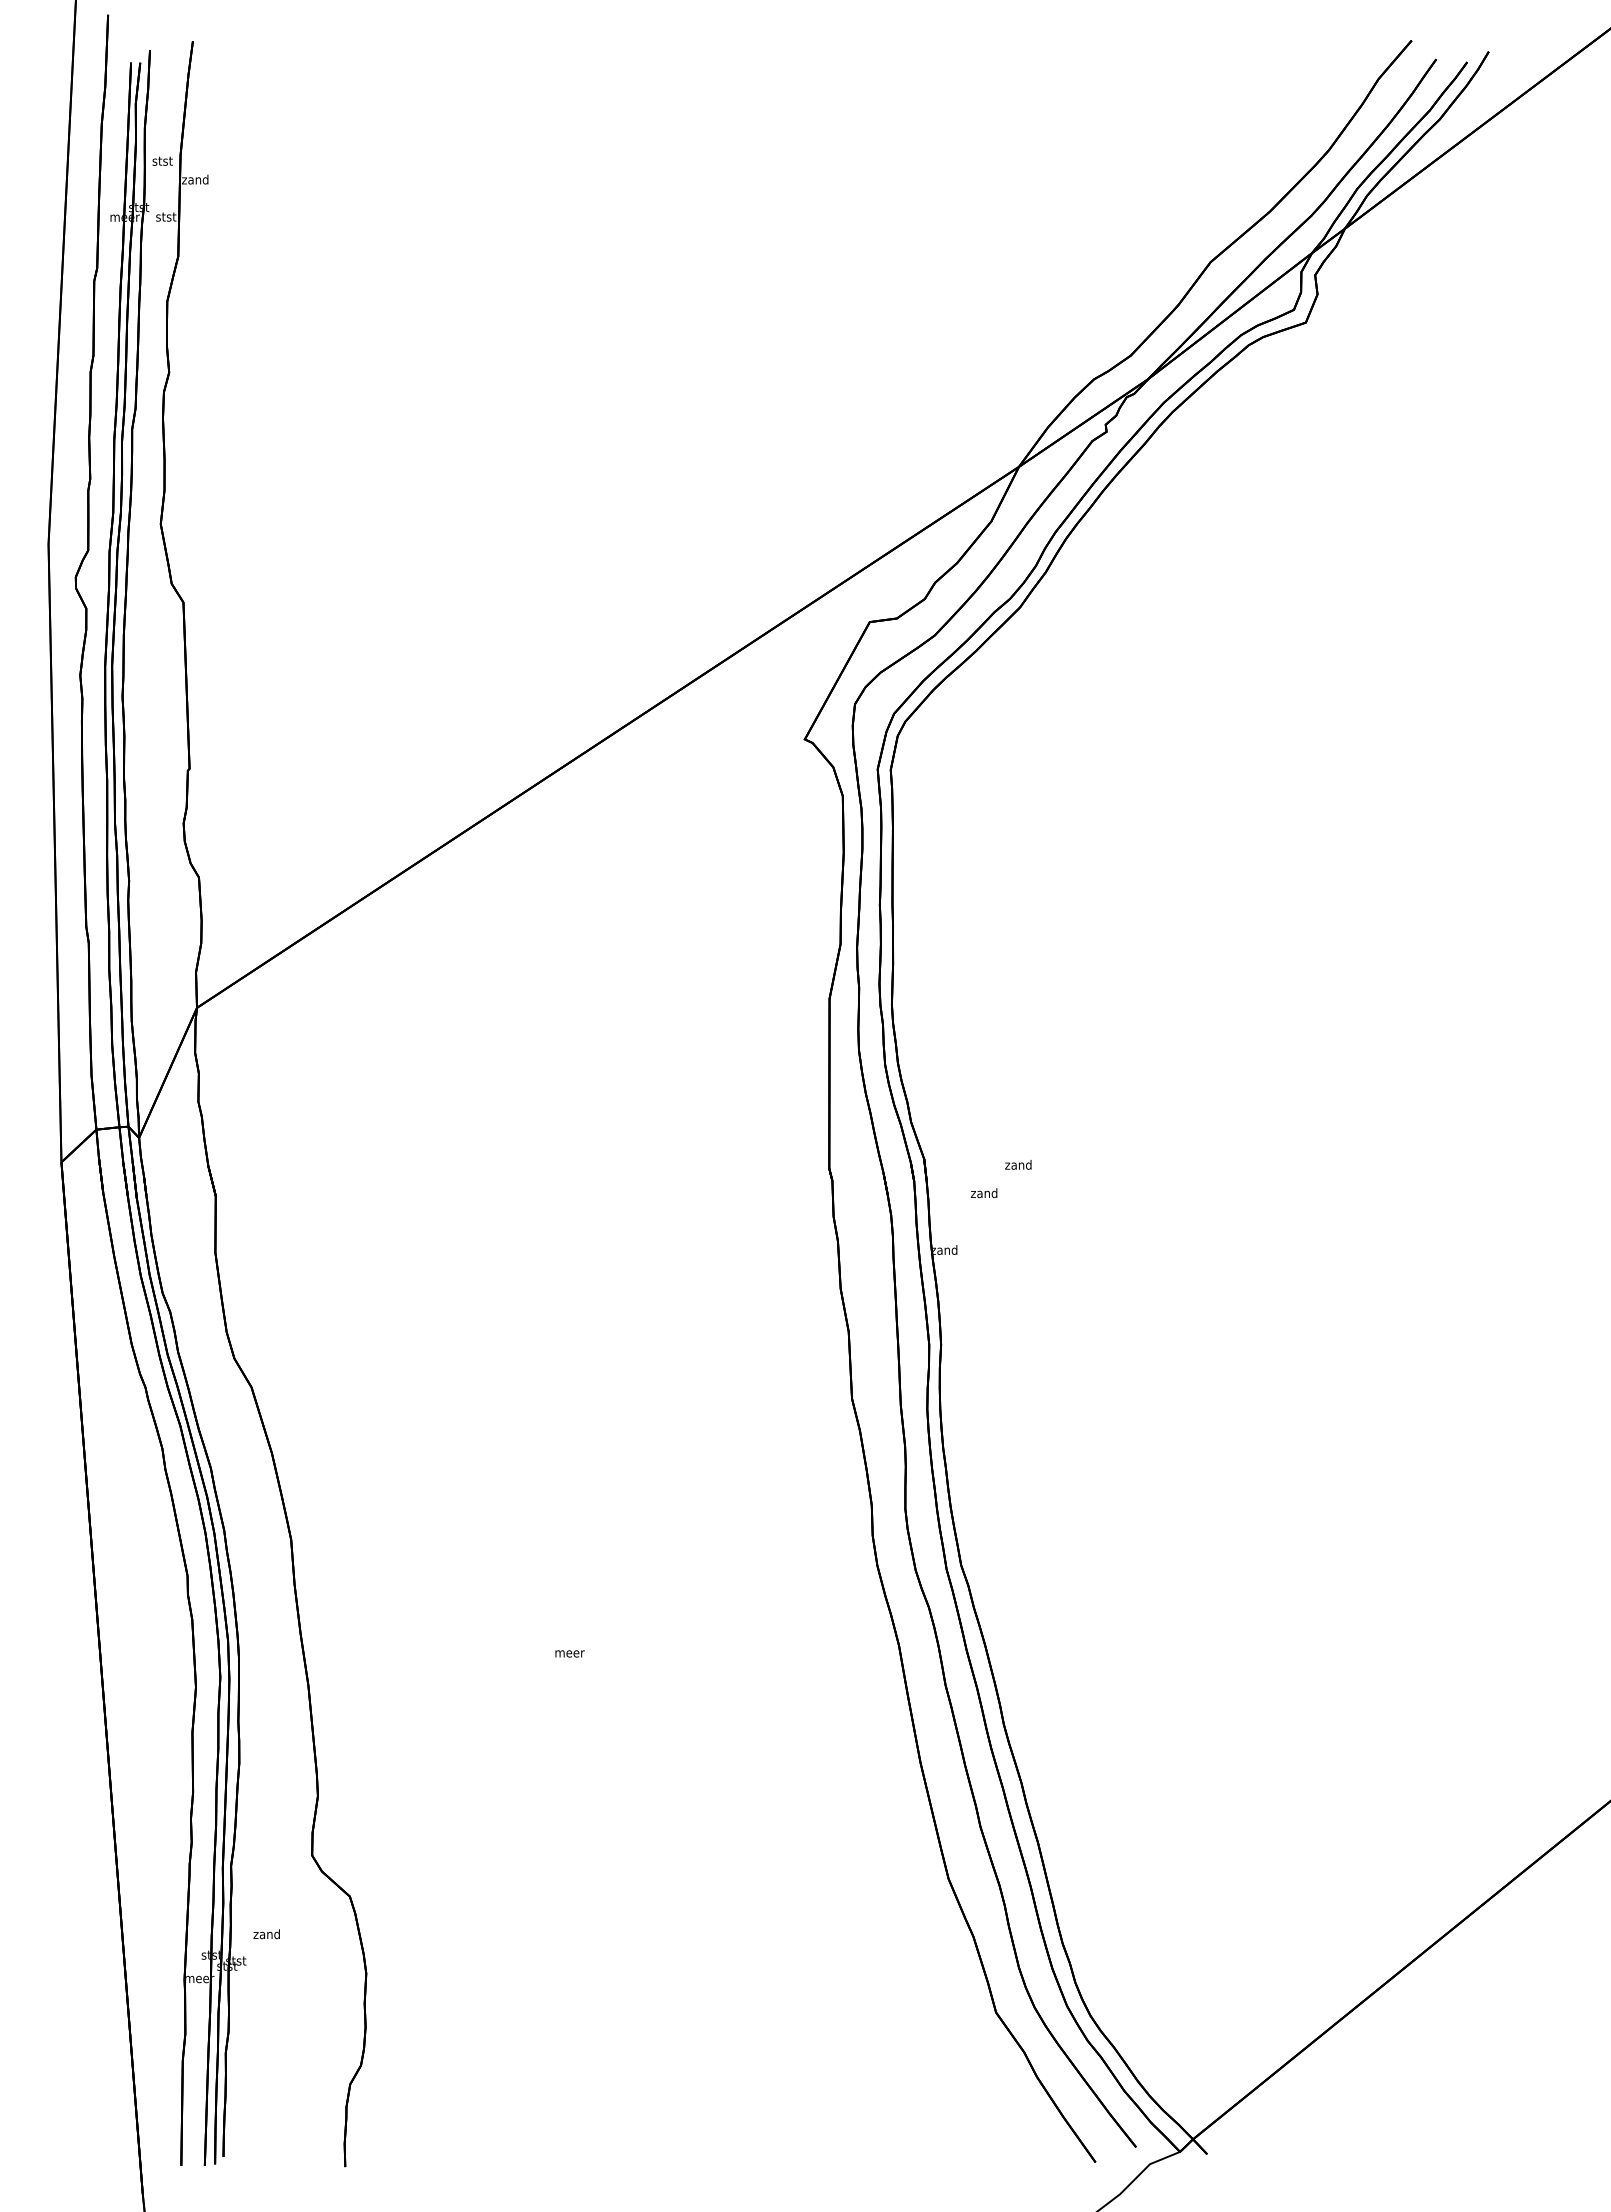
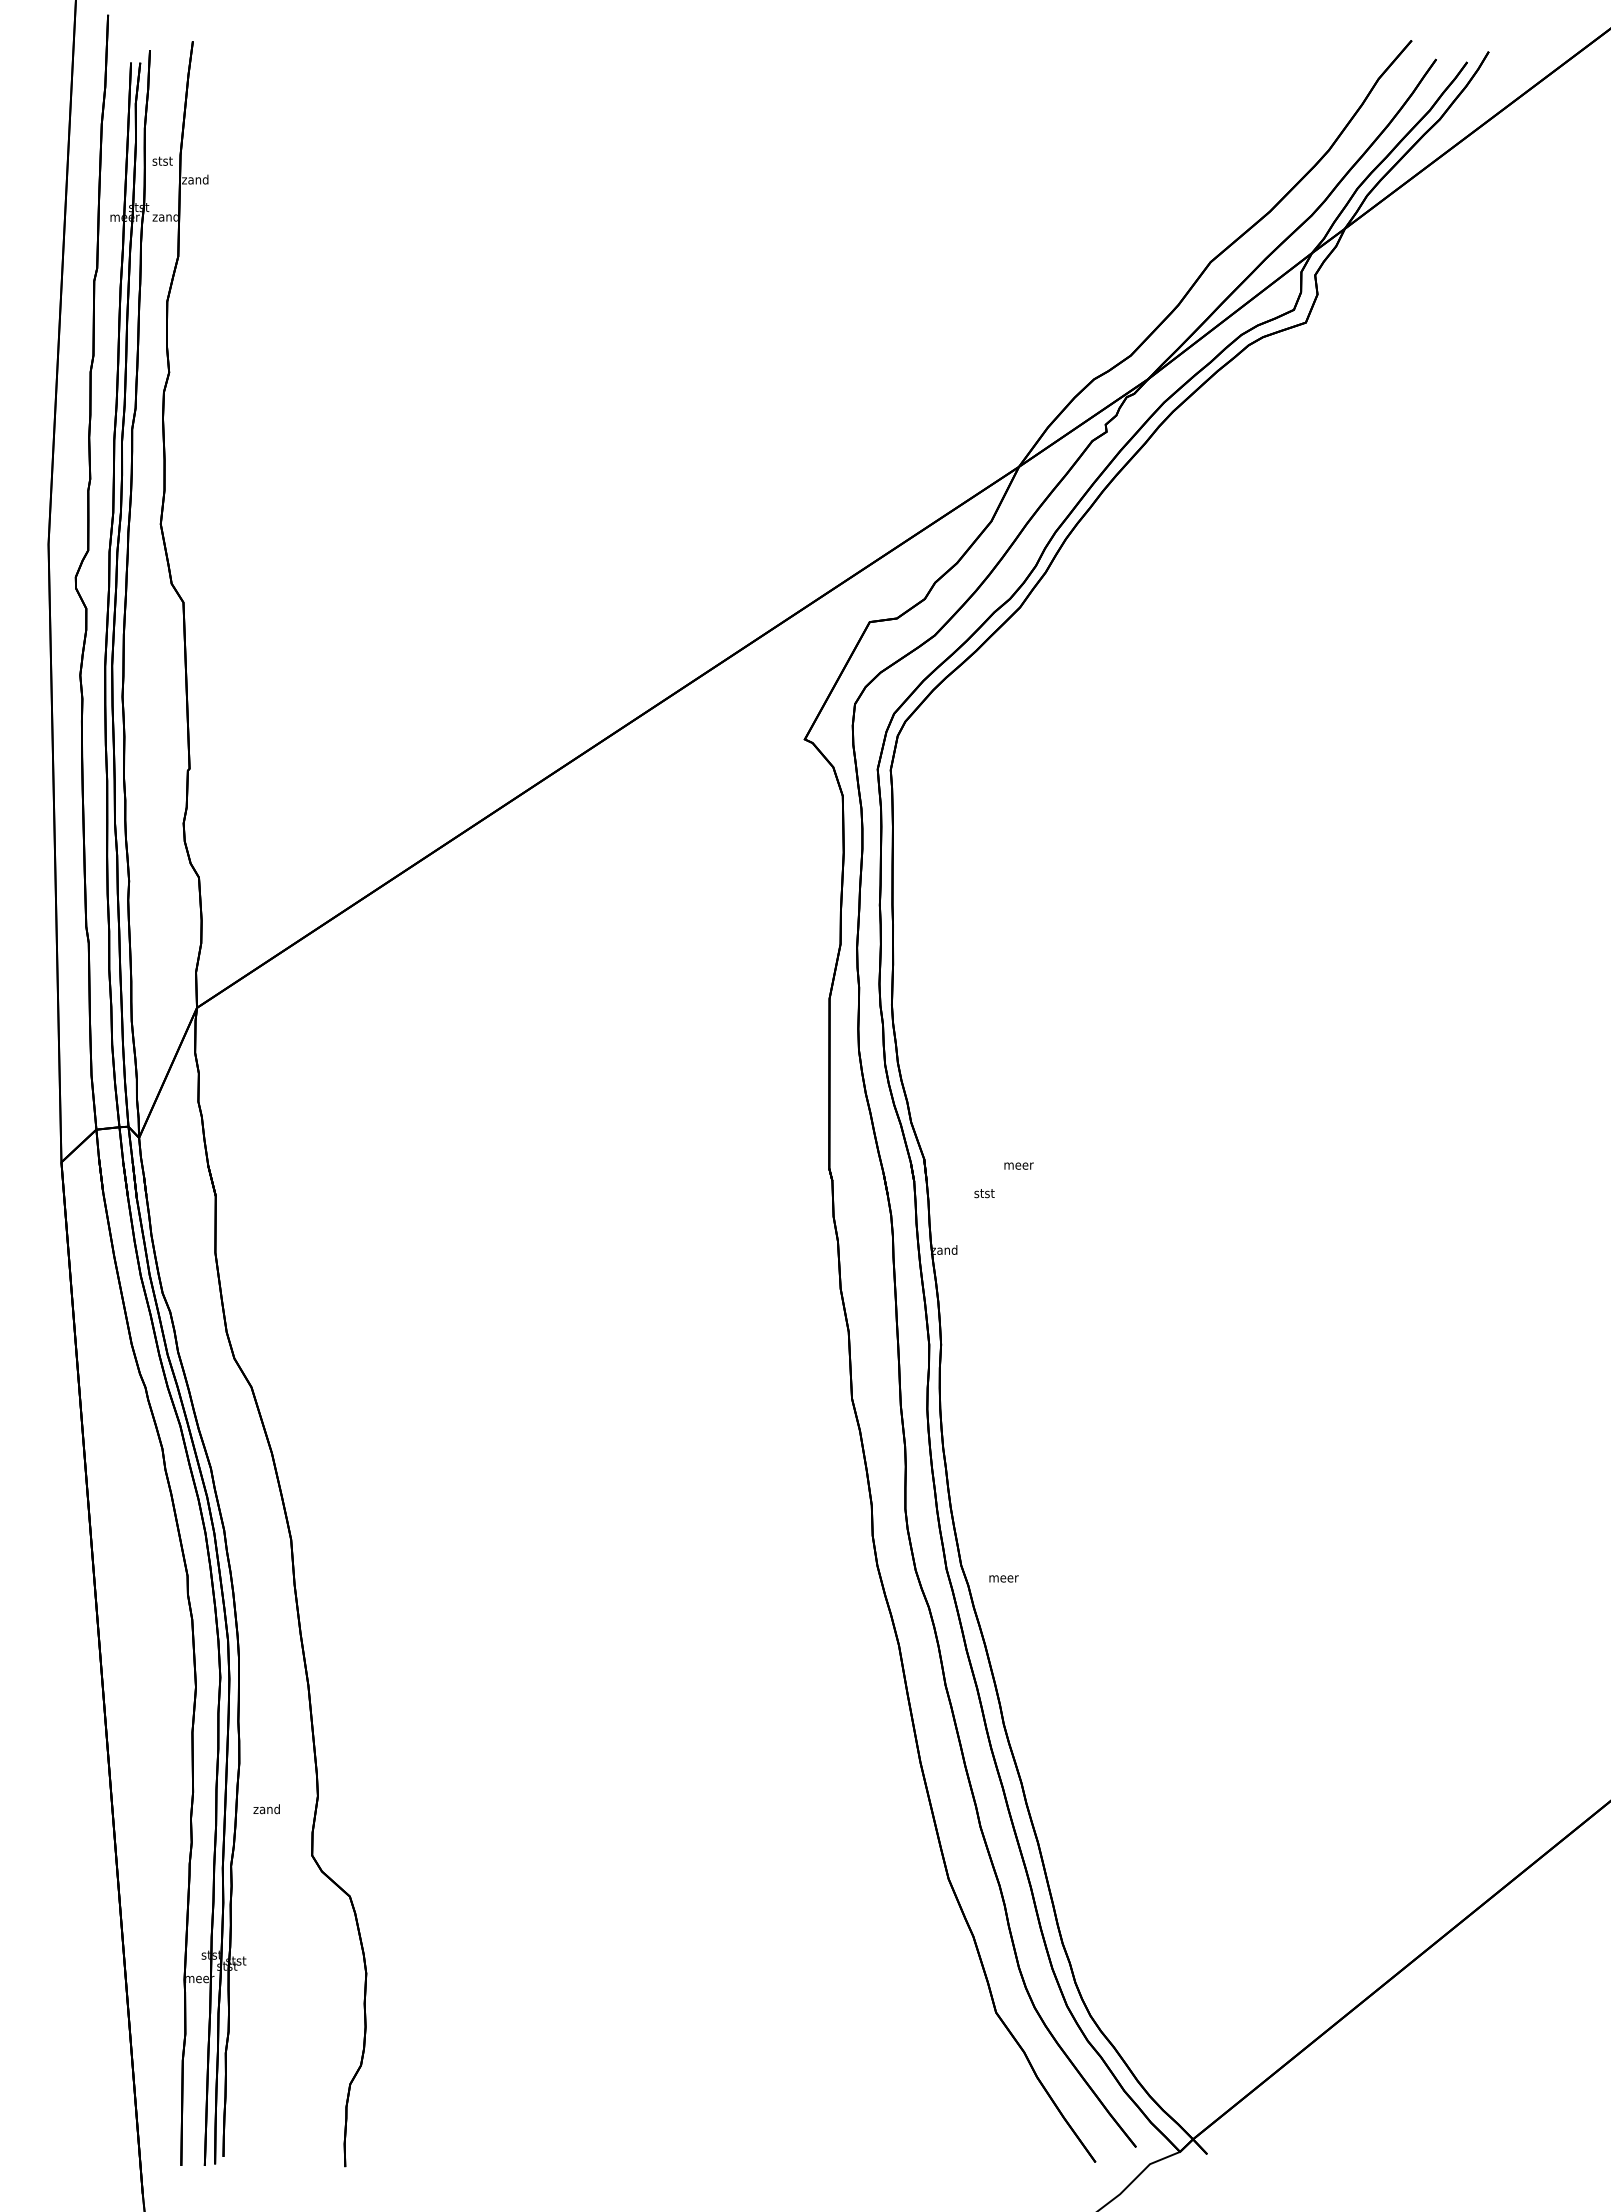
text: stst -> zand (164, 216)
text: zand -> meer (1018, 1164)
text: zand -> stst (983, 1193)
text position: (569, 1653) -> (1003, 1578) (1003, 1578)
text position: (266, 1934) -> (266, 1809) (266, 1809)
